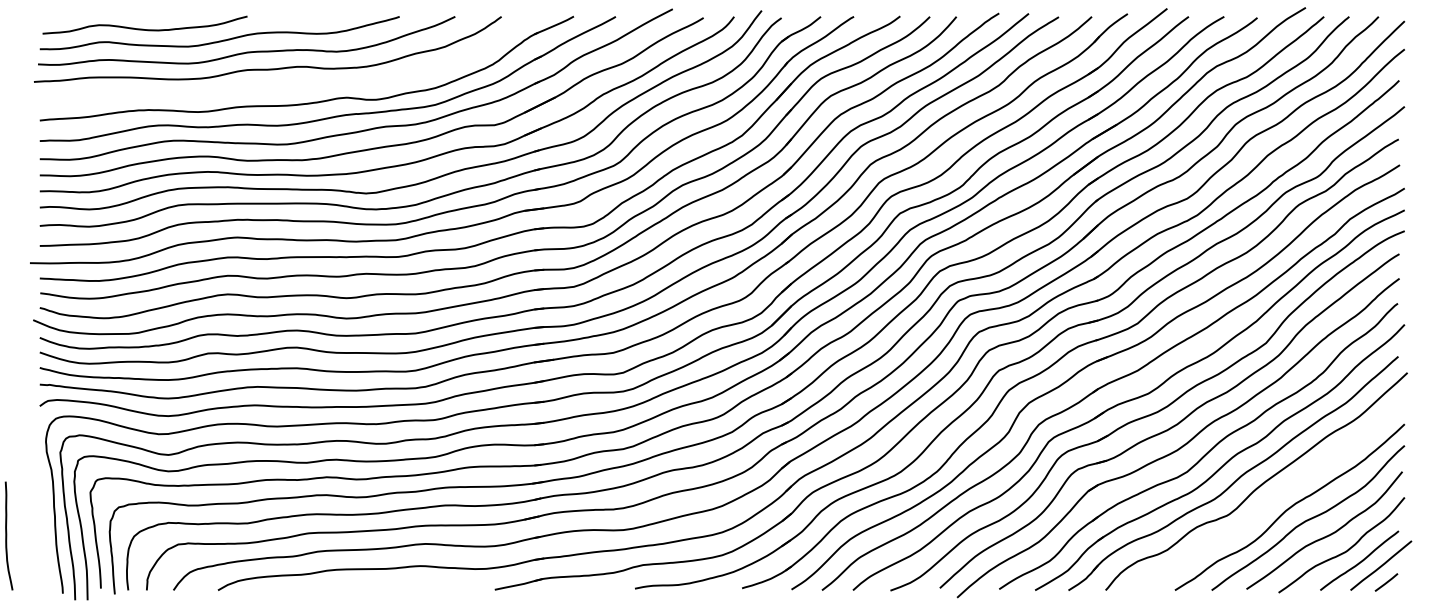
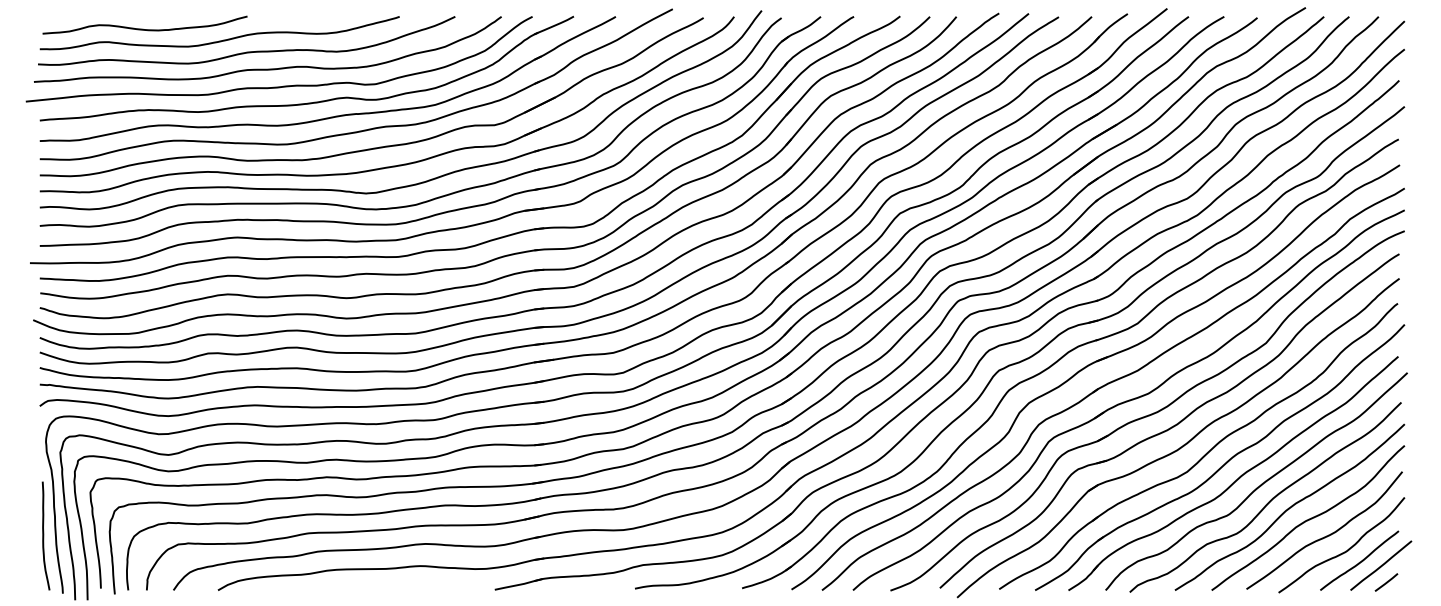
curve: none -> present (283, 85)
curve: none -> present (1269, 500)
curve position: (7, 535) -> (44, 535) (44, 535)
